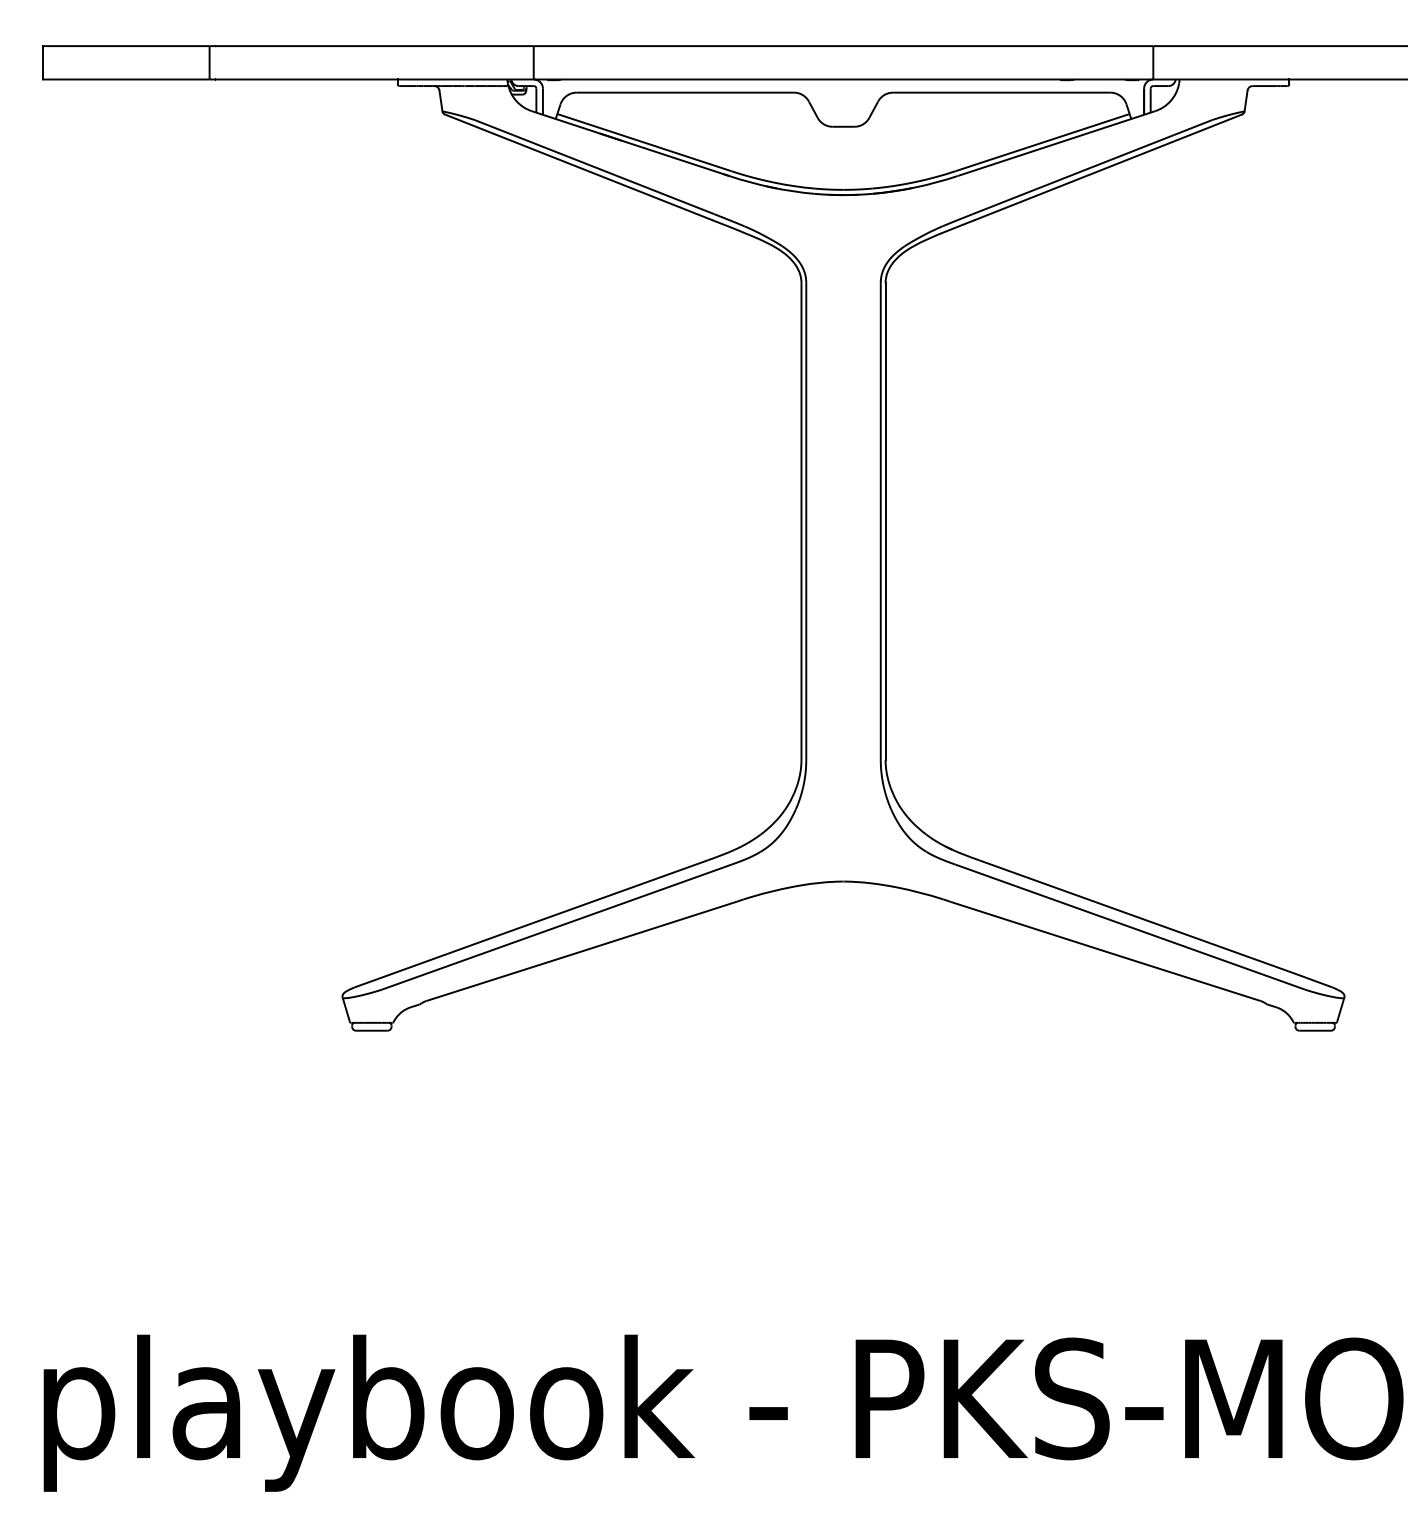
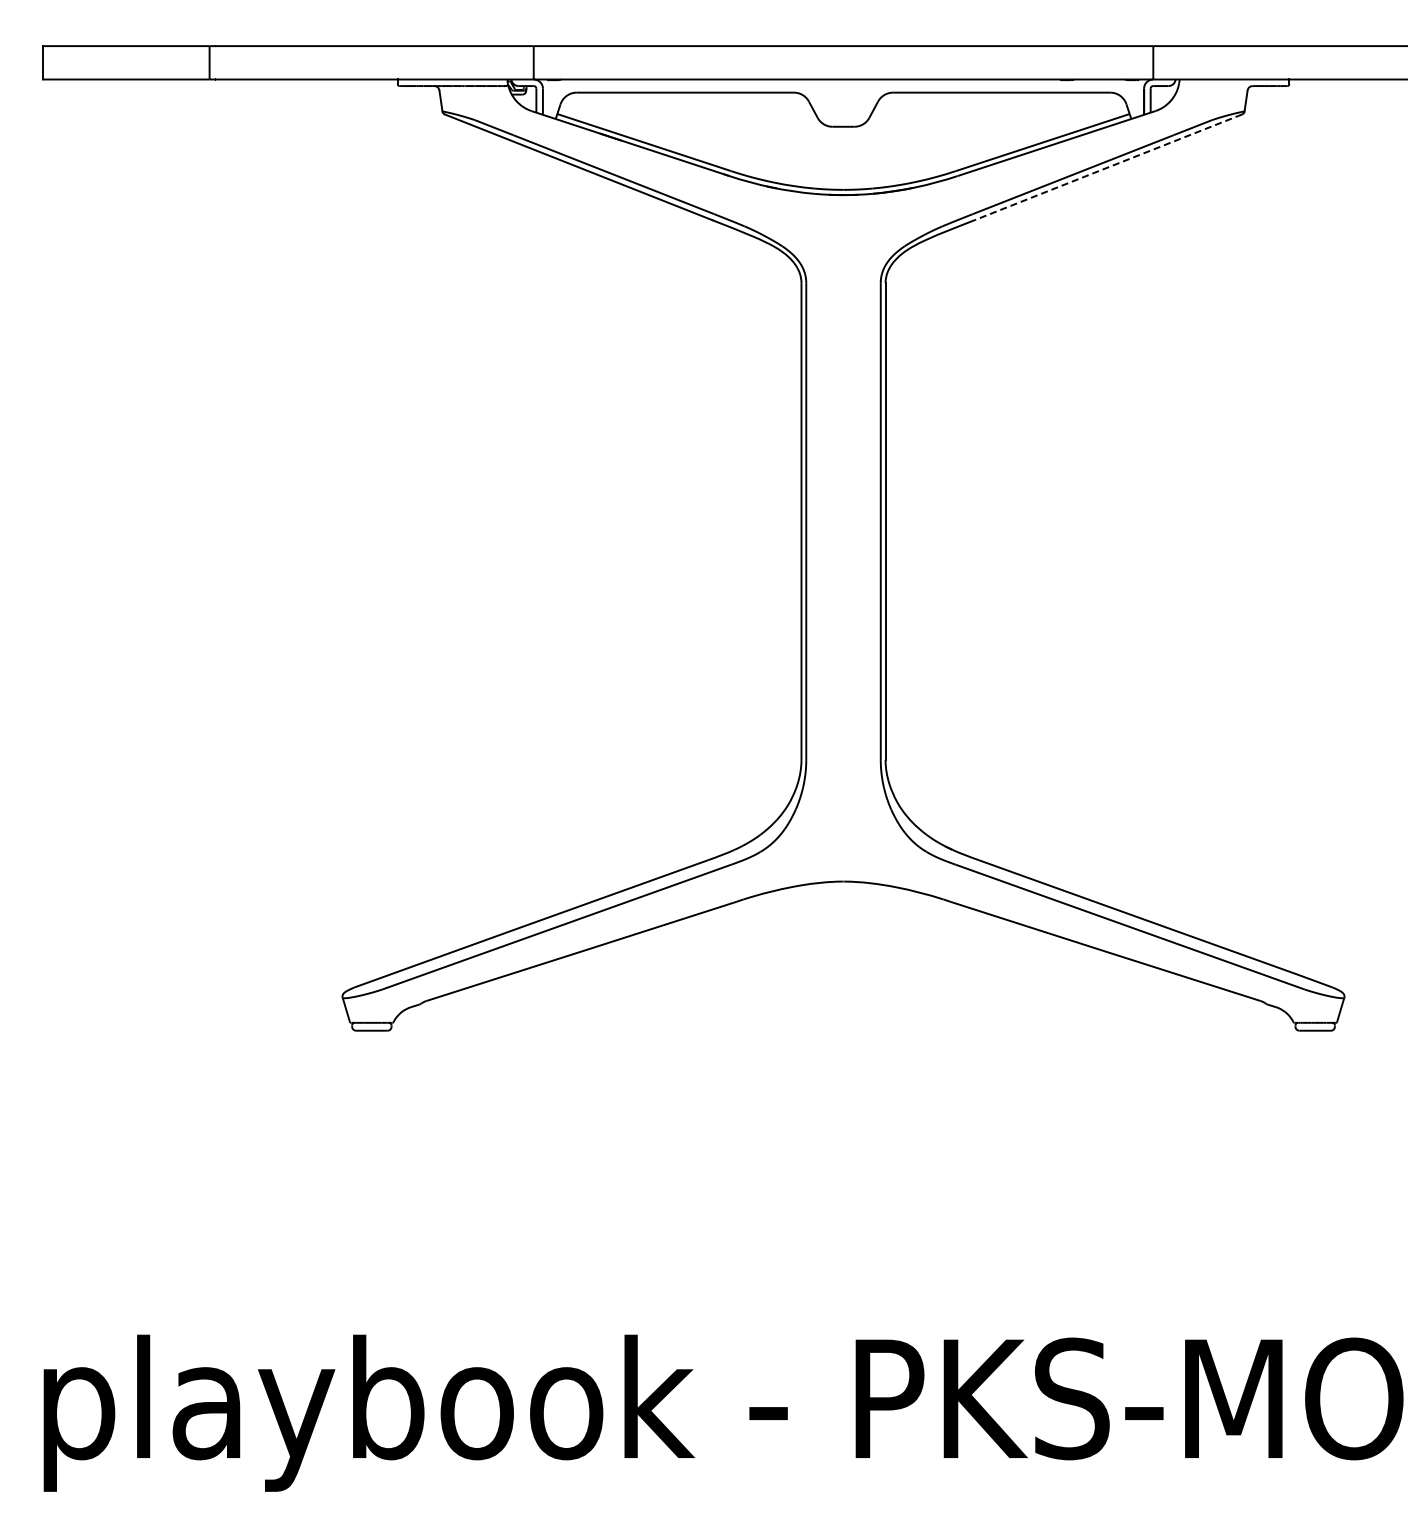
line: solid -> dashed (1108, 167)
